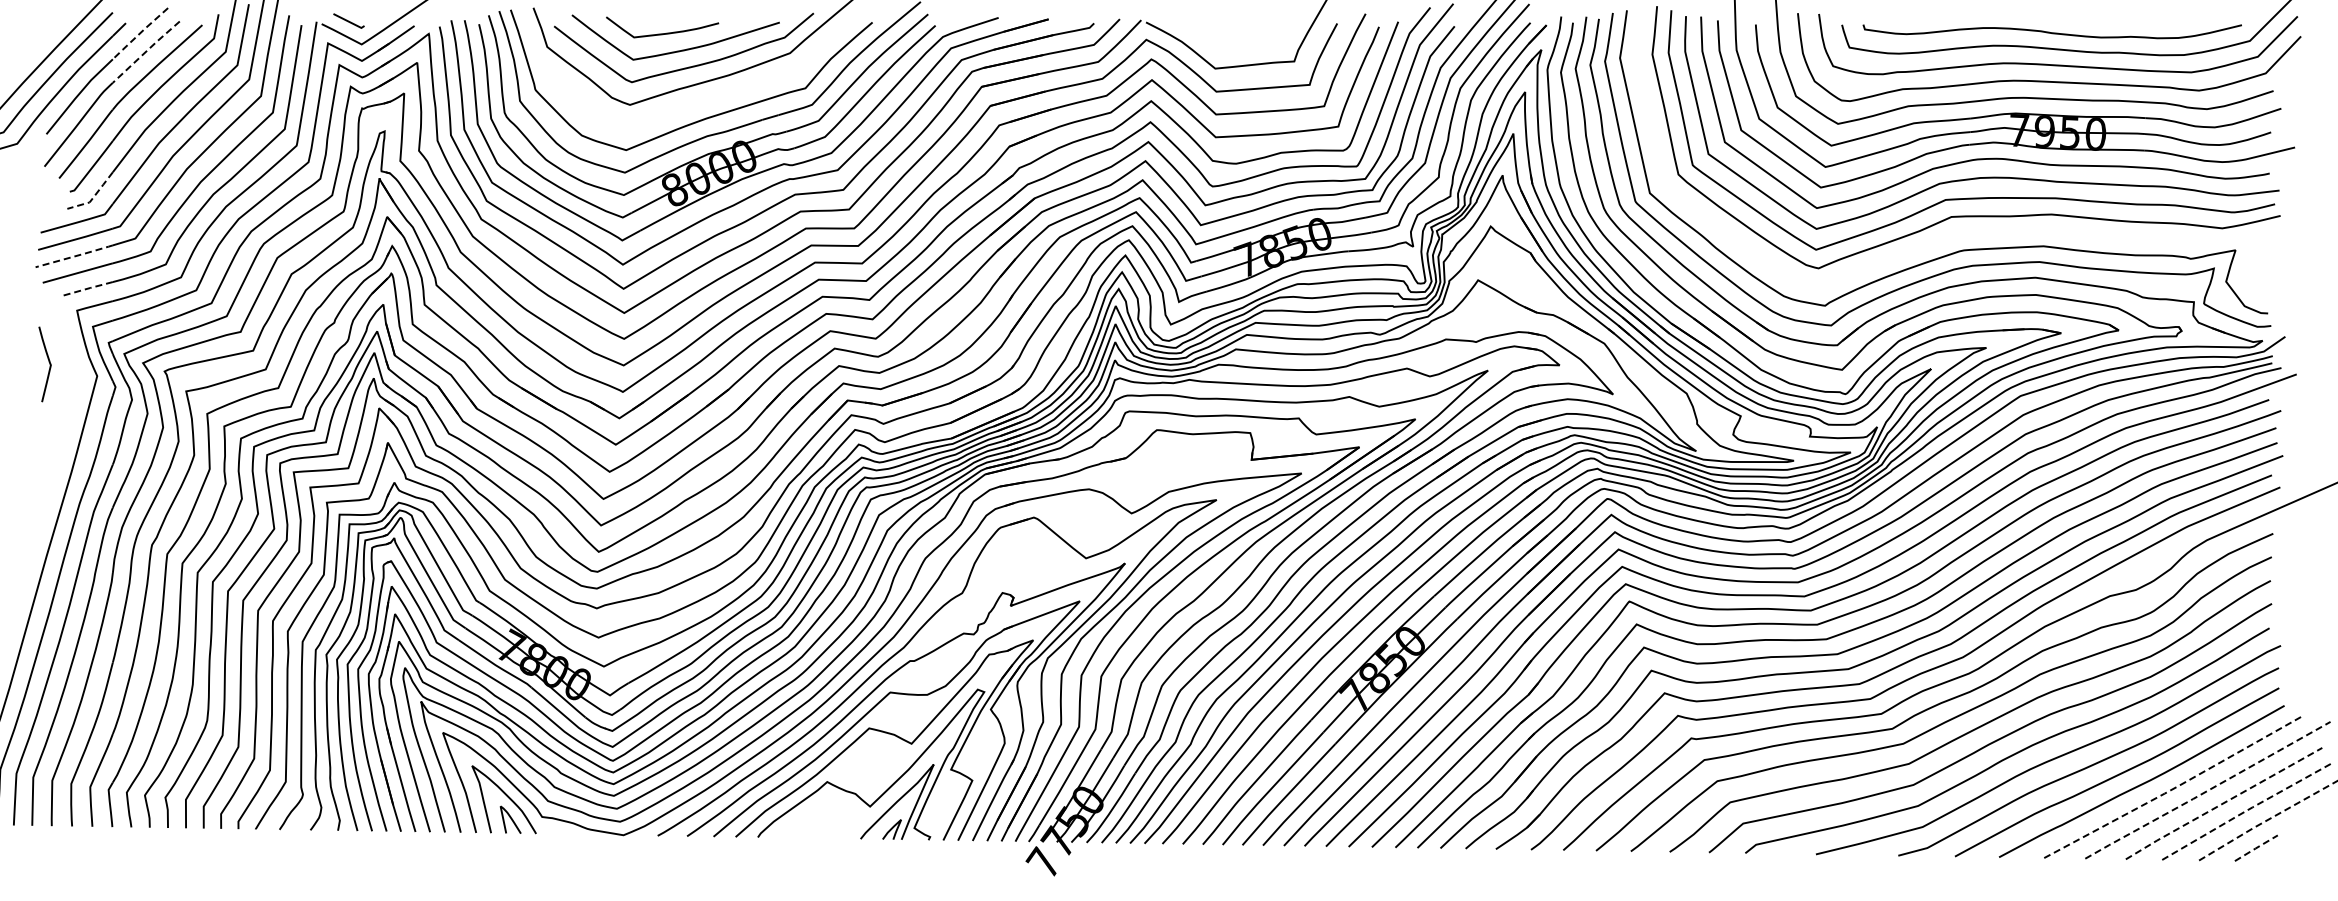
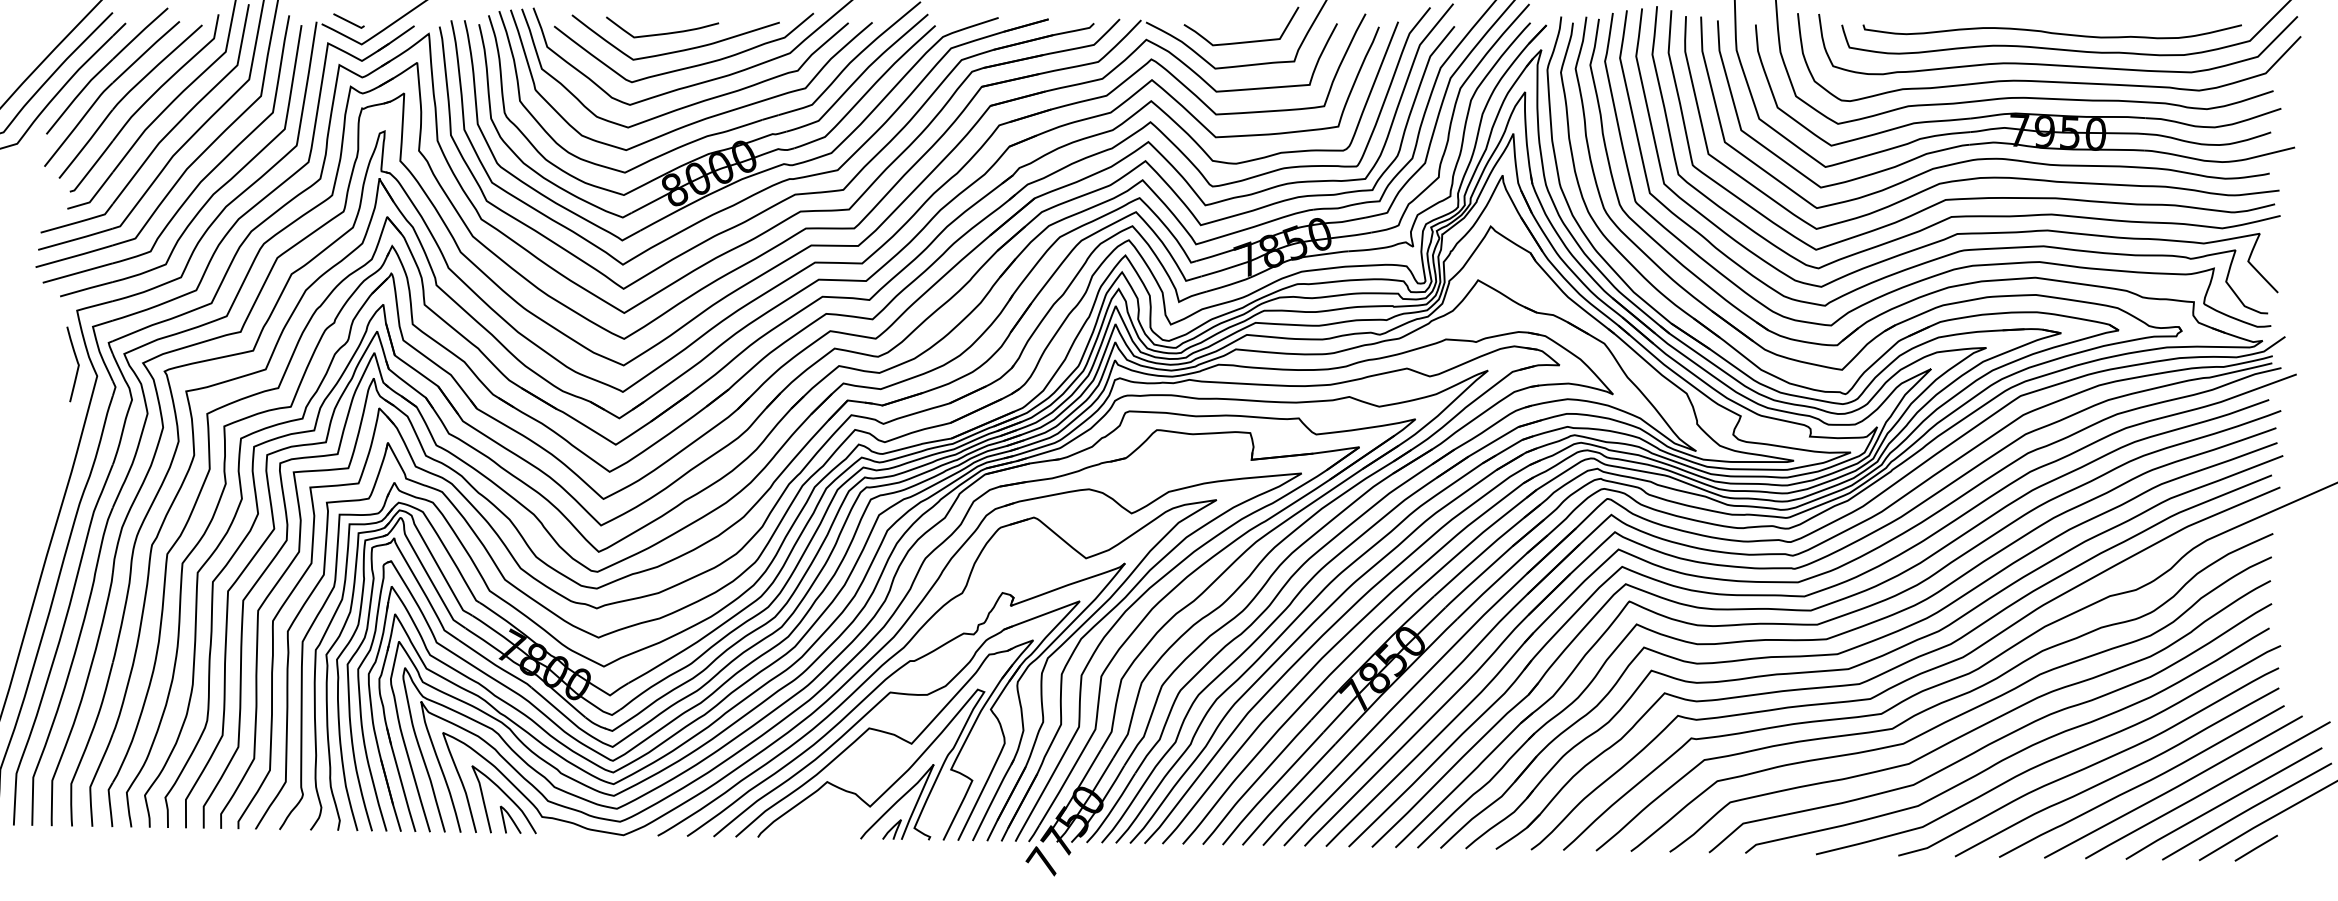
line: dashed -> solid (139, 33)
curve: none -> present (1241, 41)
line: dashed -> solid (146, 51)
curve: none -> present (695, 102)
line: dashed -> solid (93, 197)
curve: none -> present (1962, 232)
line: dashed -> solid (75, 256)
line: dashed -> solid (86, 289)
curve position: (48, 362) -> (76, 362) (76, 362)
line: dashed -> solid (2174, 788)
line: dashed -> solid (2207, 791)
line: dashed -> solid (2223, 803)
line: dashed -> solid (2246, 810)
line: dashed -> solid (2267, 820)
line: dashed -> solid (2255, 848)
